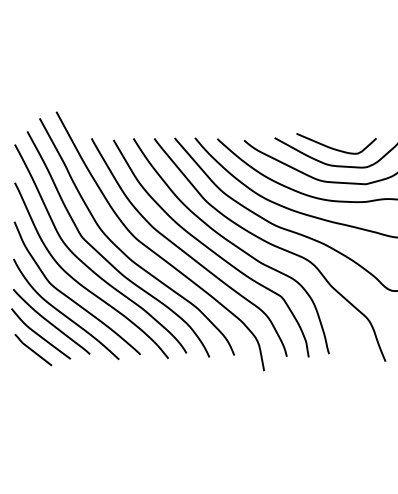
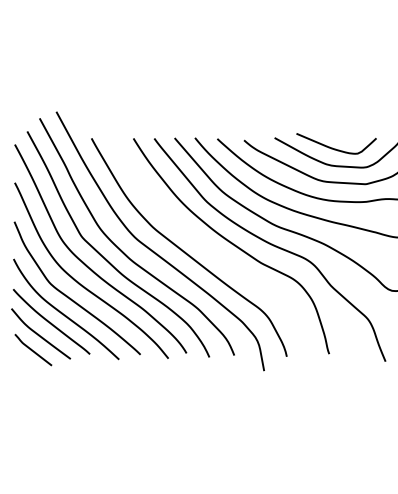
curve: present -> none (210, 248)
